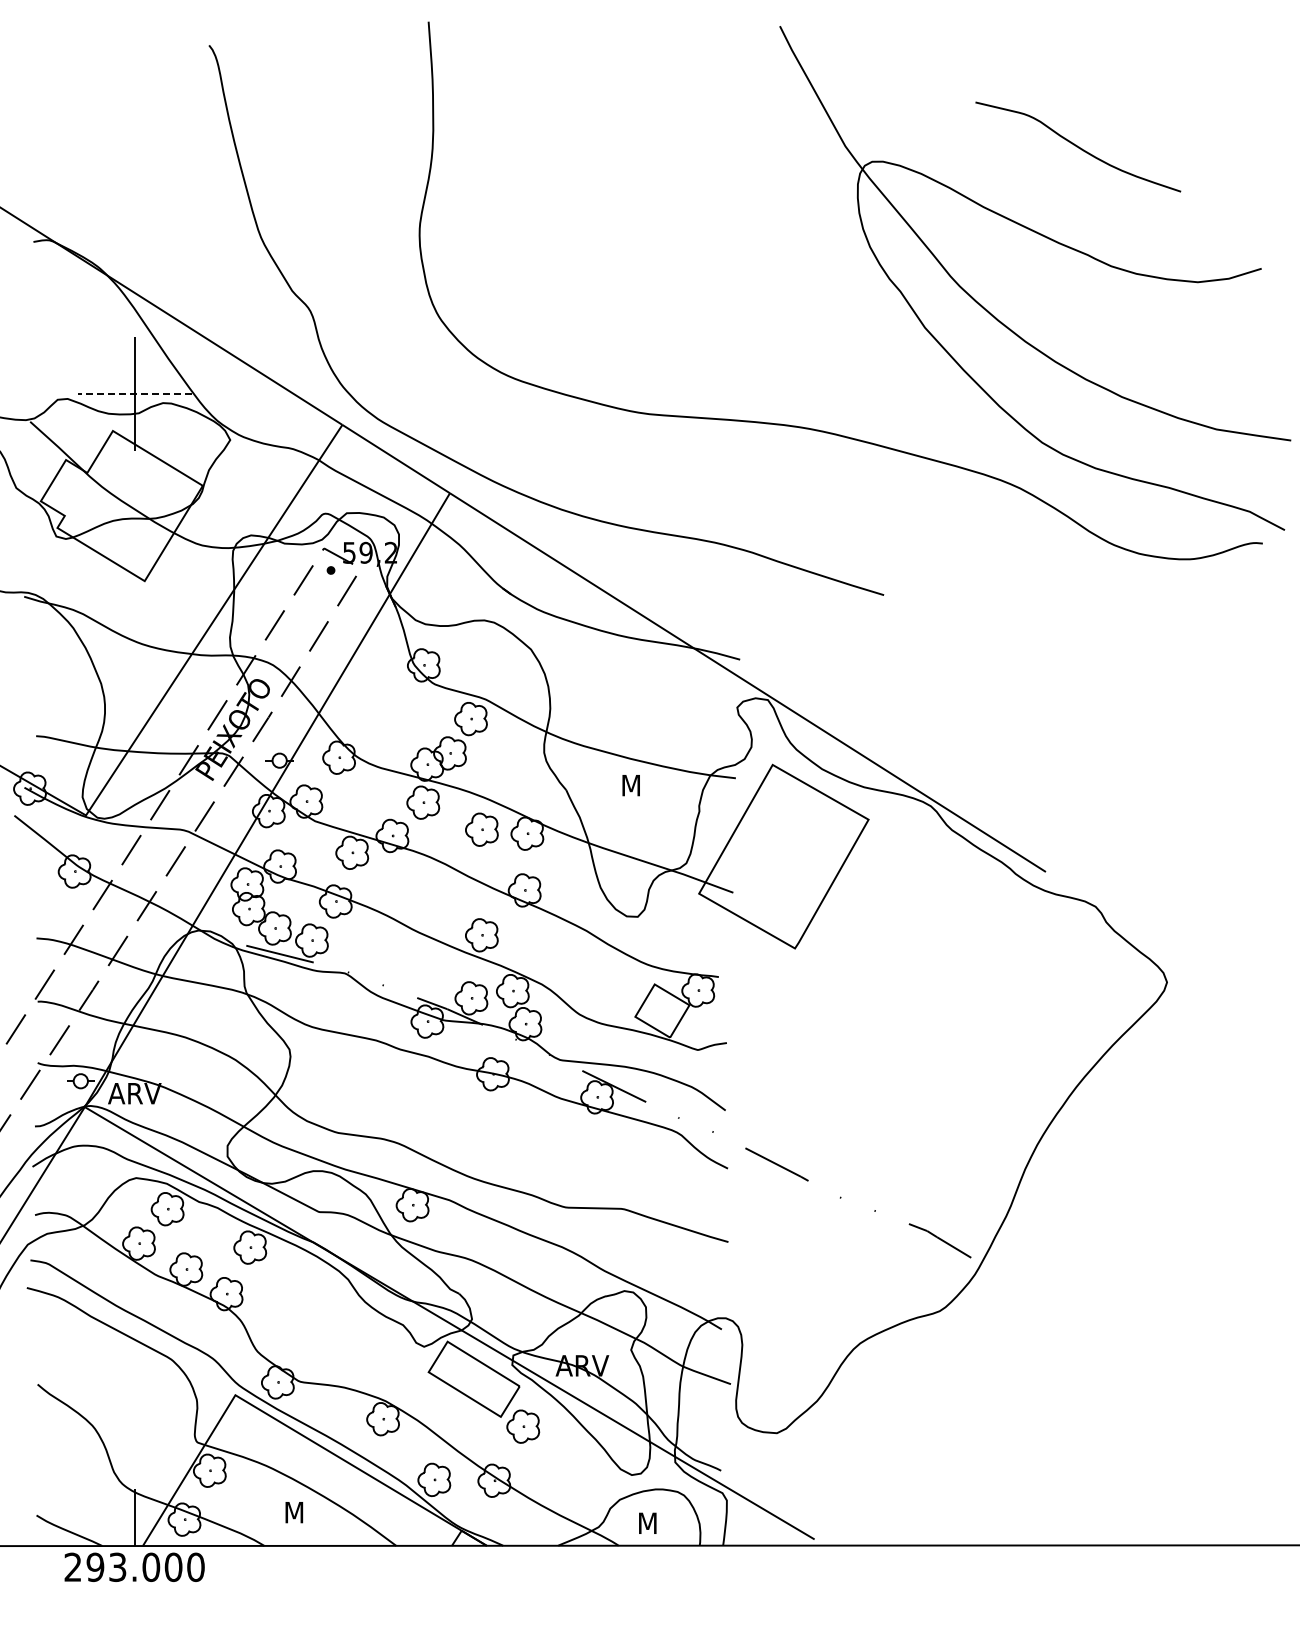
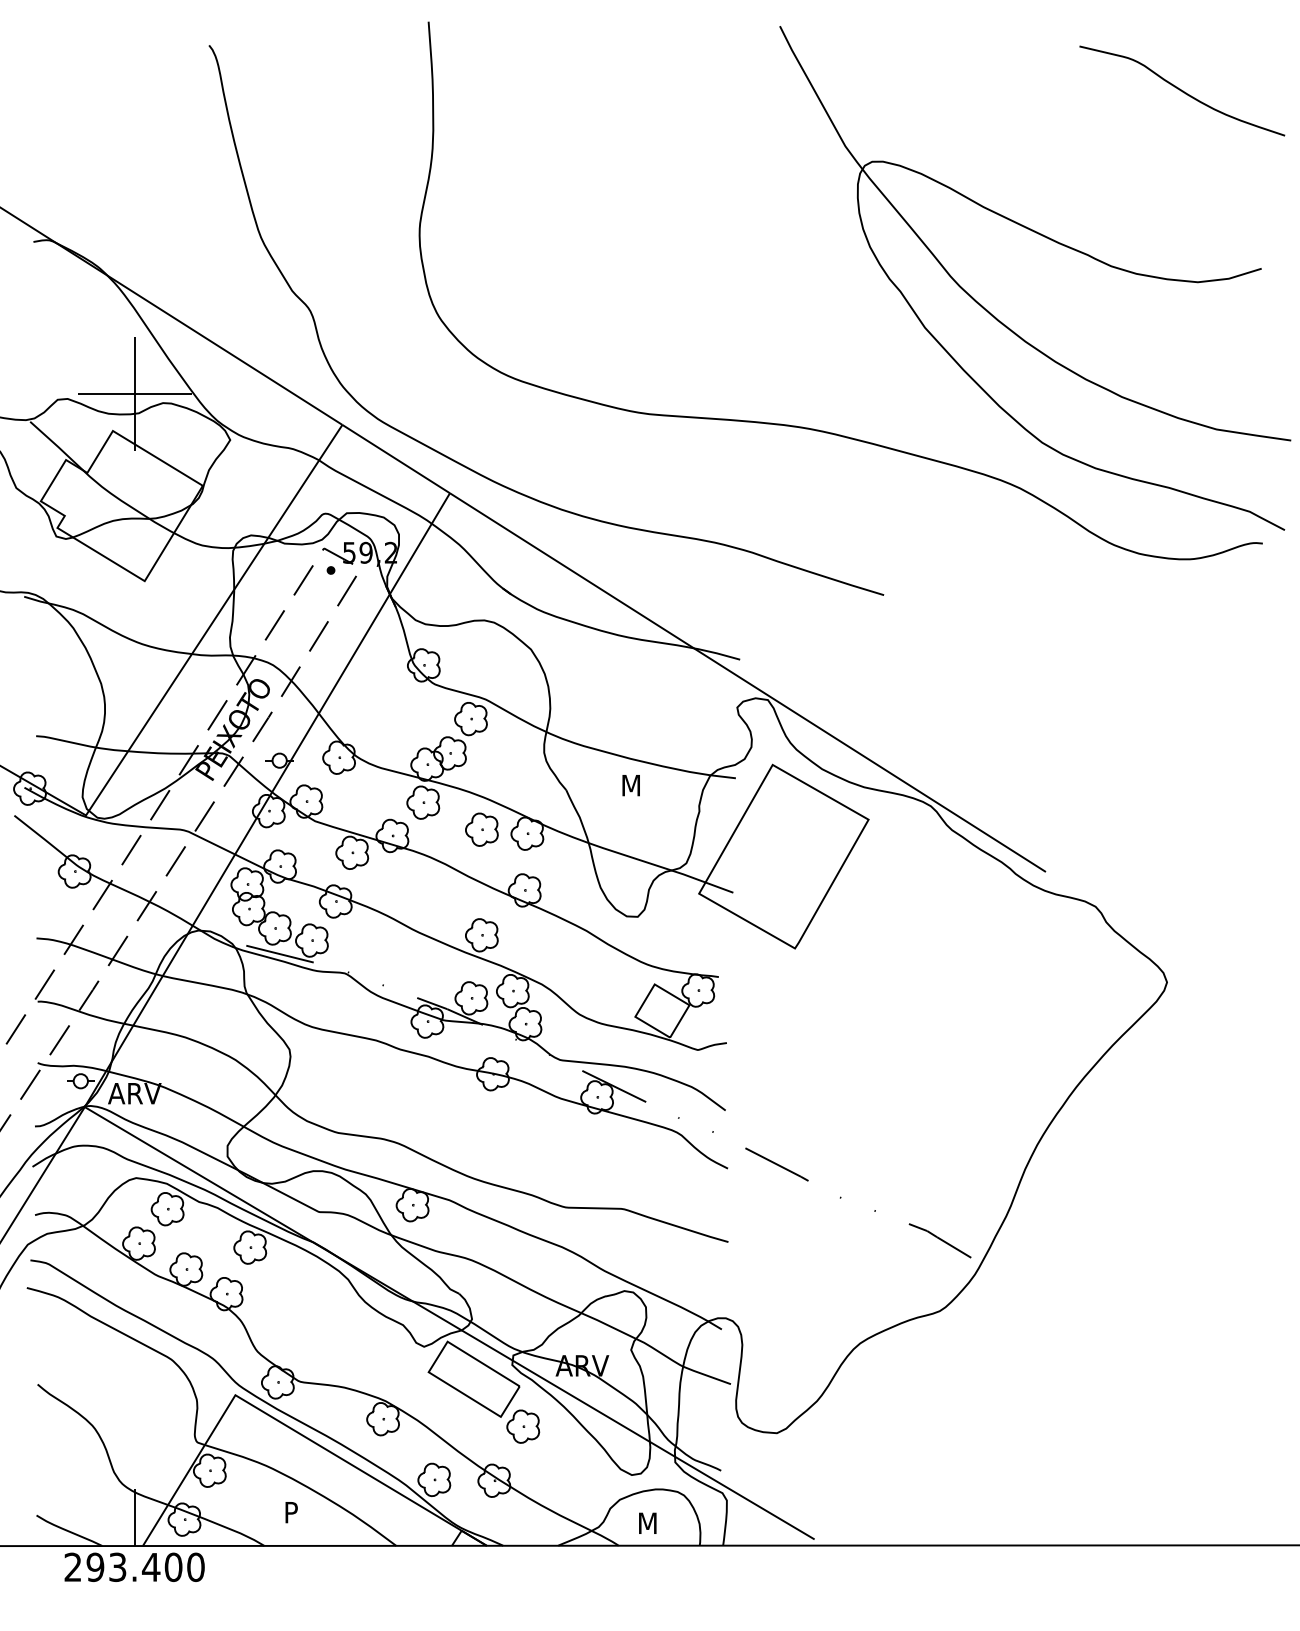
curve position: (1078, 146) -> (1182, 90) (1182, 90)
line: dashed -> solid (134, 393)
text: M -> P (295, 1512)
text: 293.000 -> 293.400 (151, 1567)
